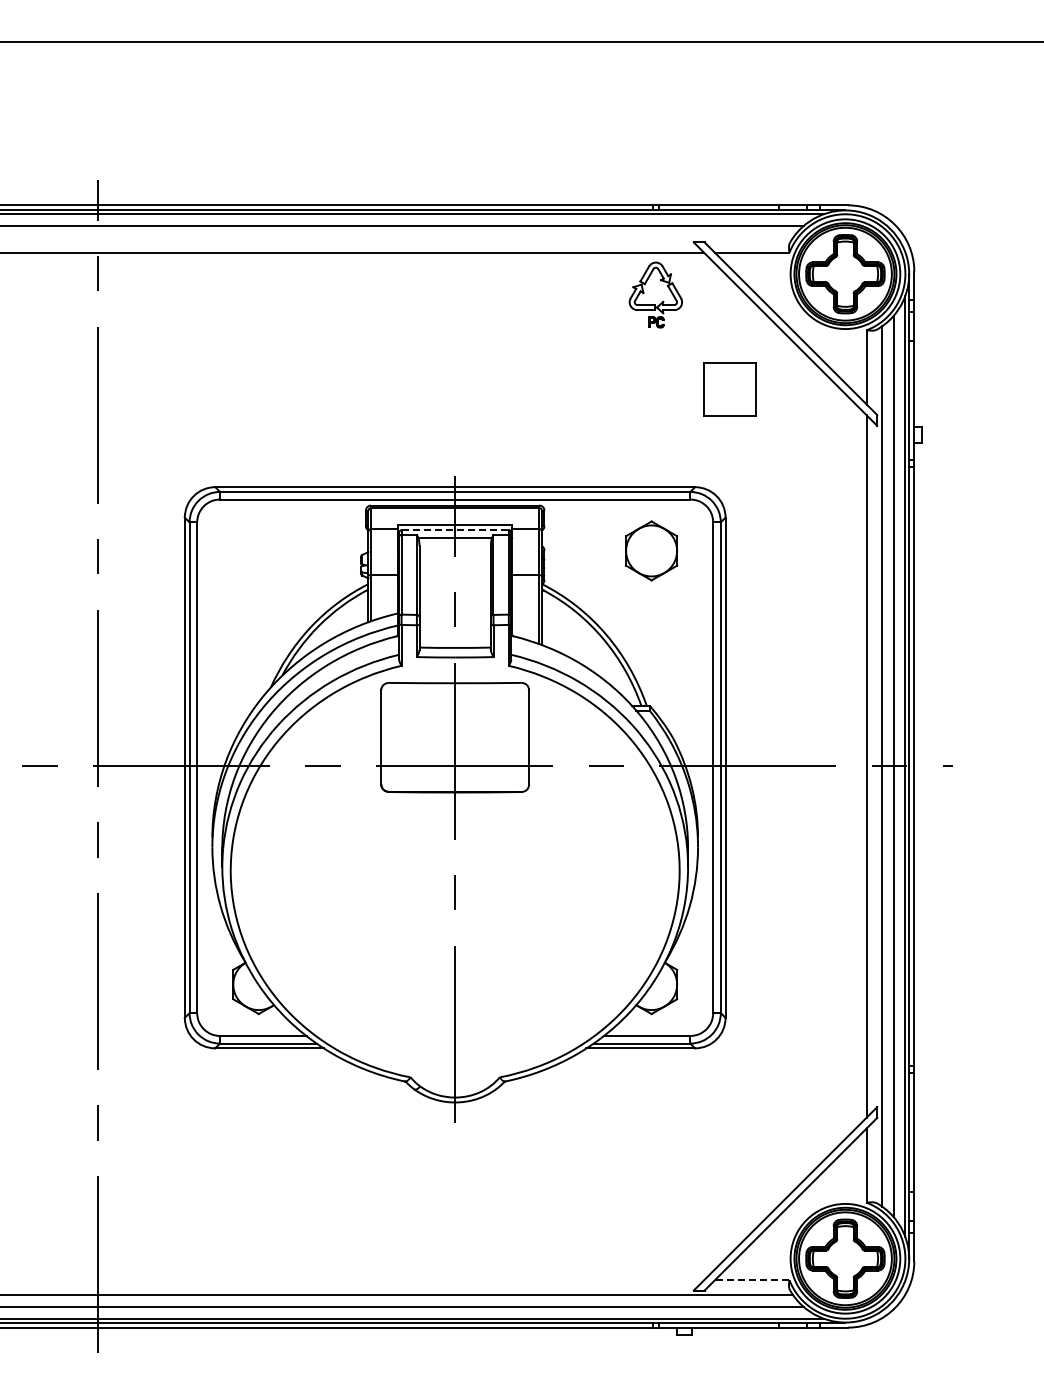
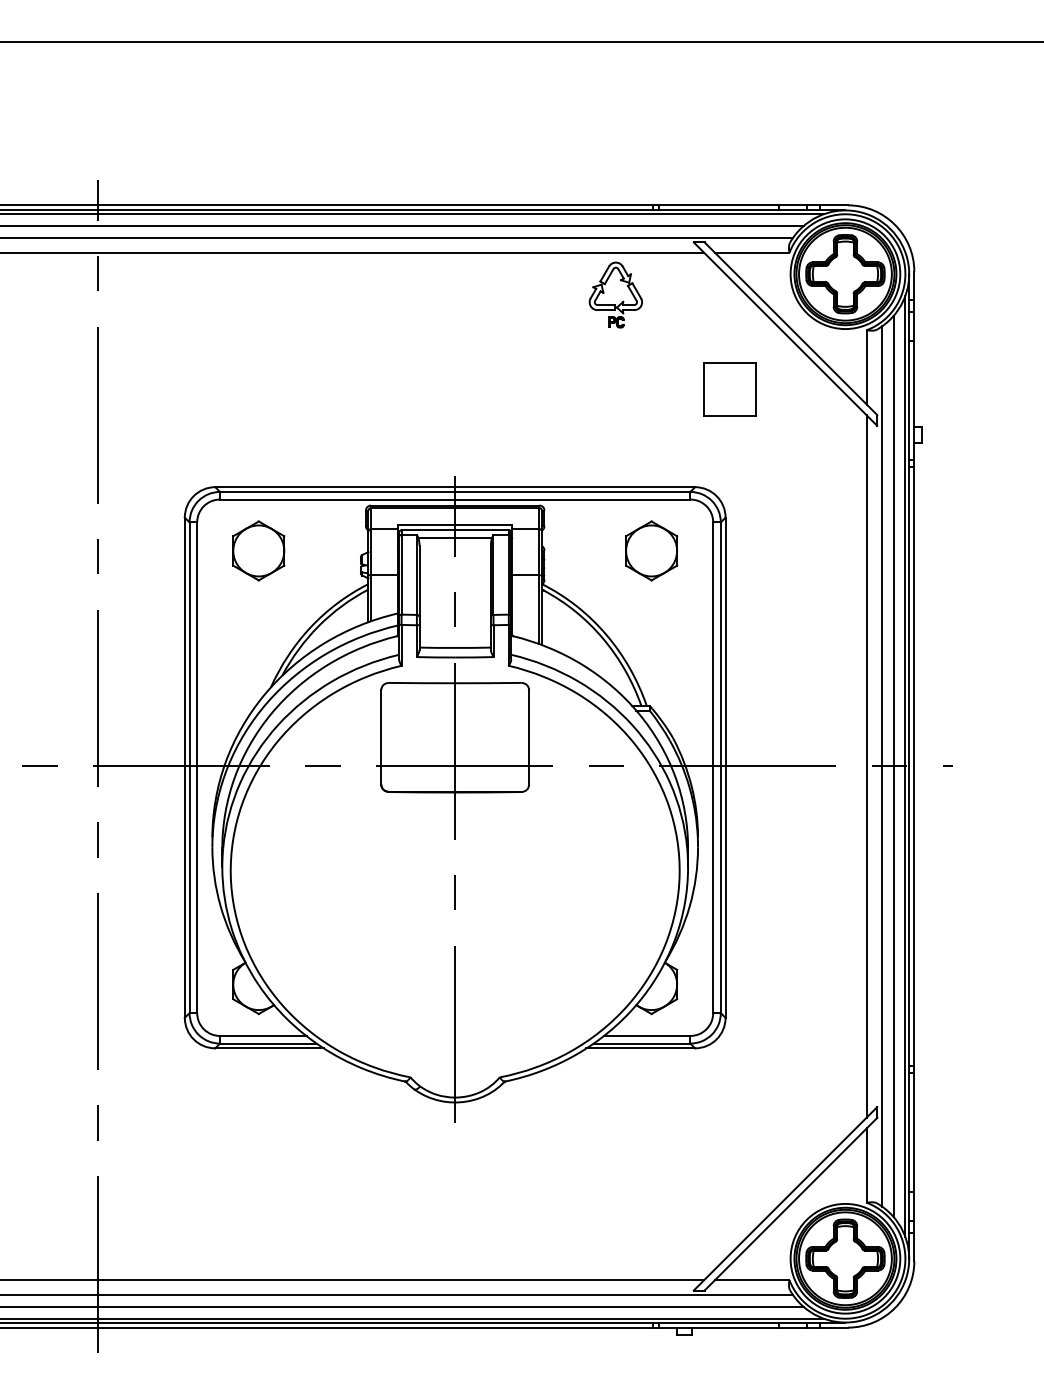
line: none -> present (397, 237)
part position: (655, 294) -> (615, 294) (615, 294)
line: dashed -> solid (455, 530)
part: none -> present (258, 550)
line: none -> present (353, 1280)
line: dashed -> solid (751, 1280)
